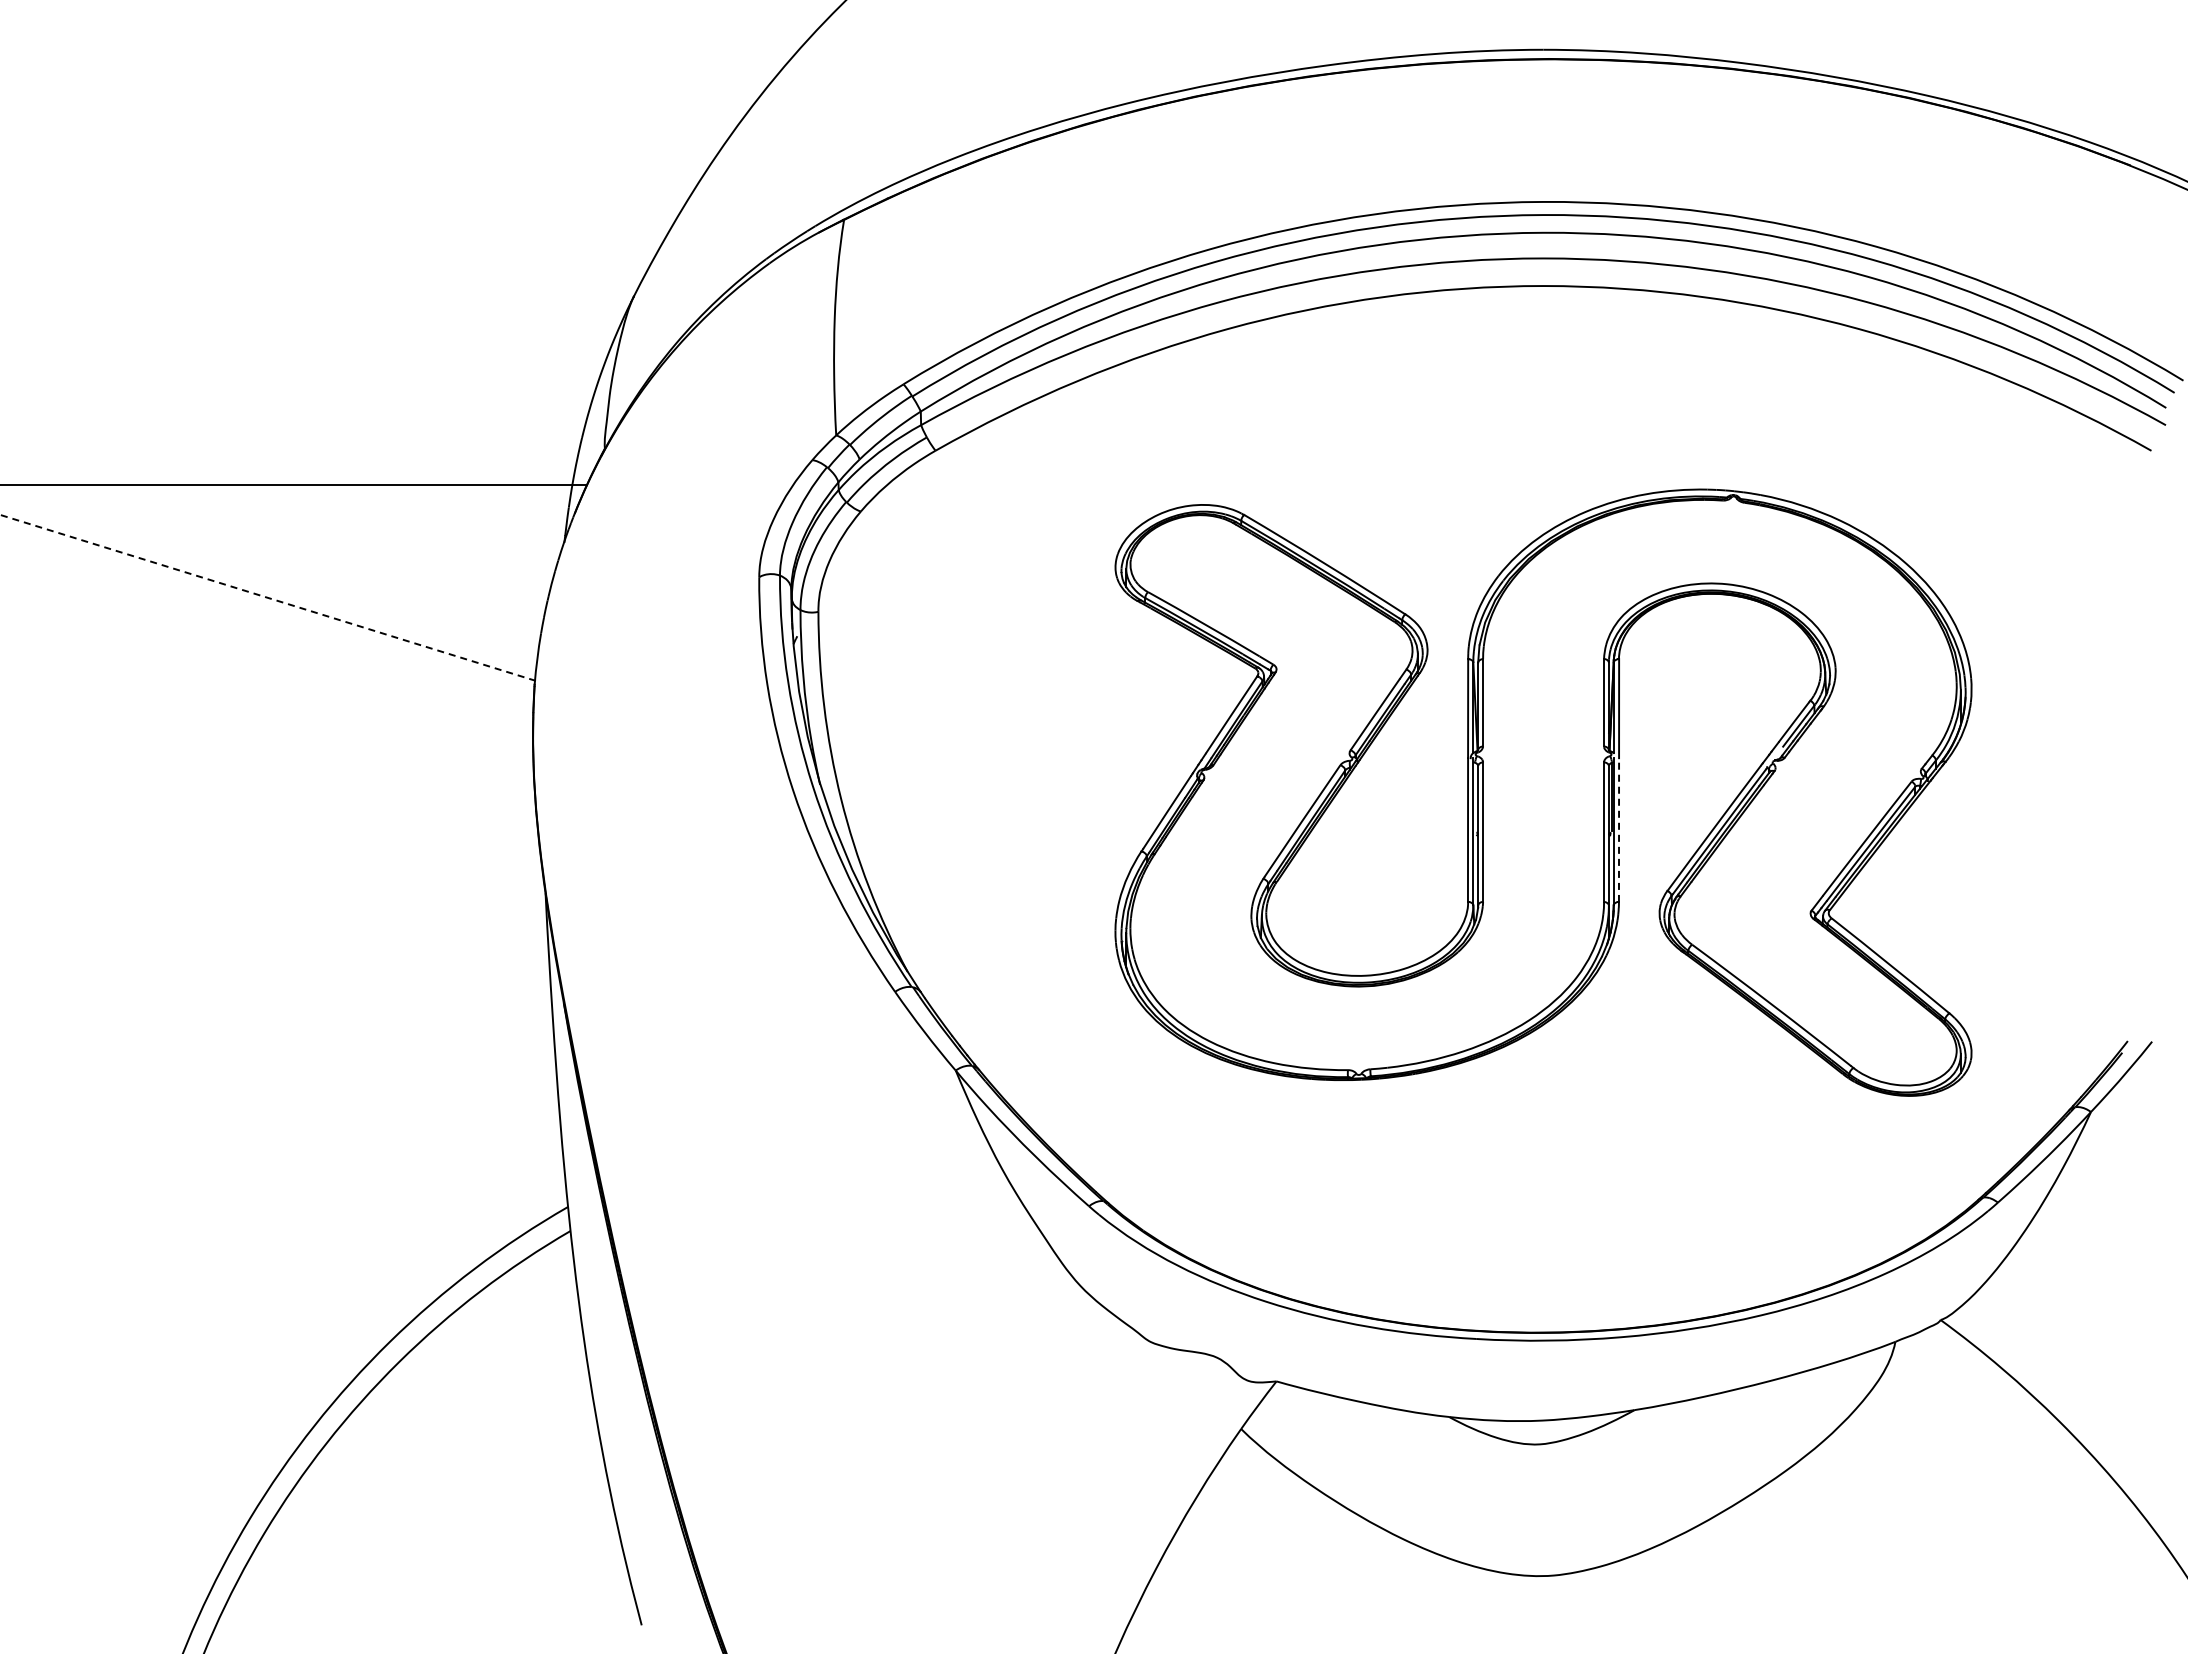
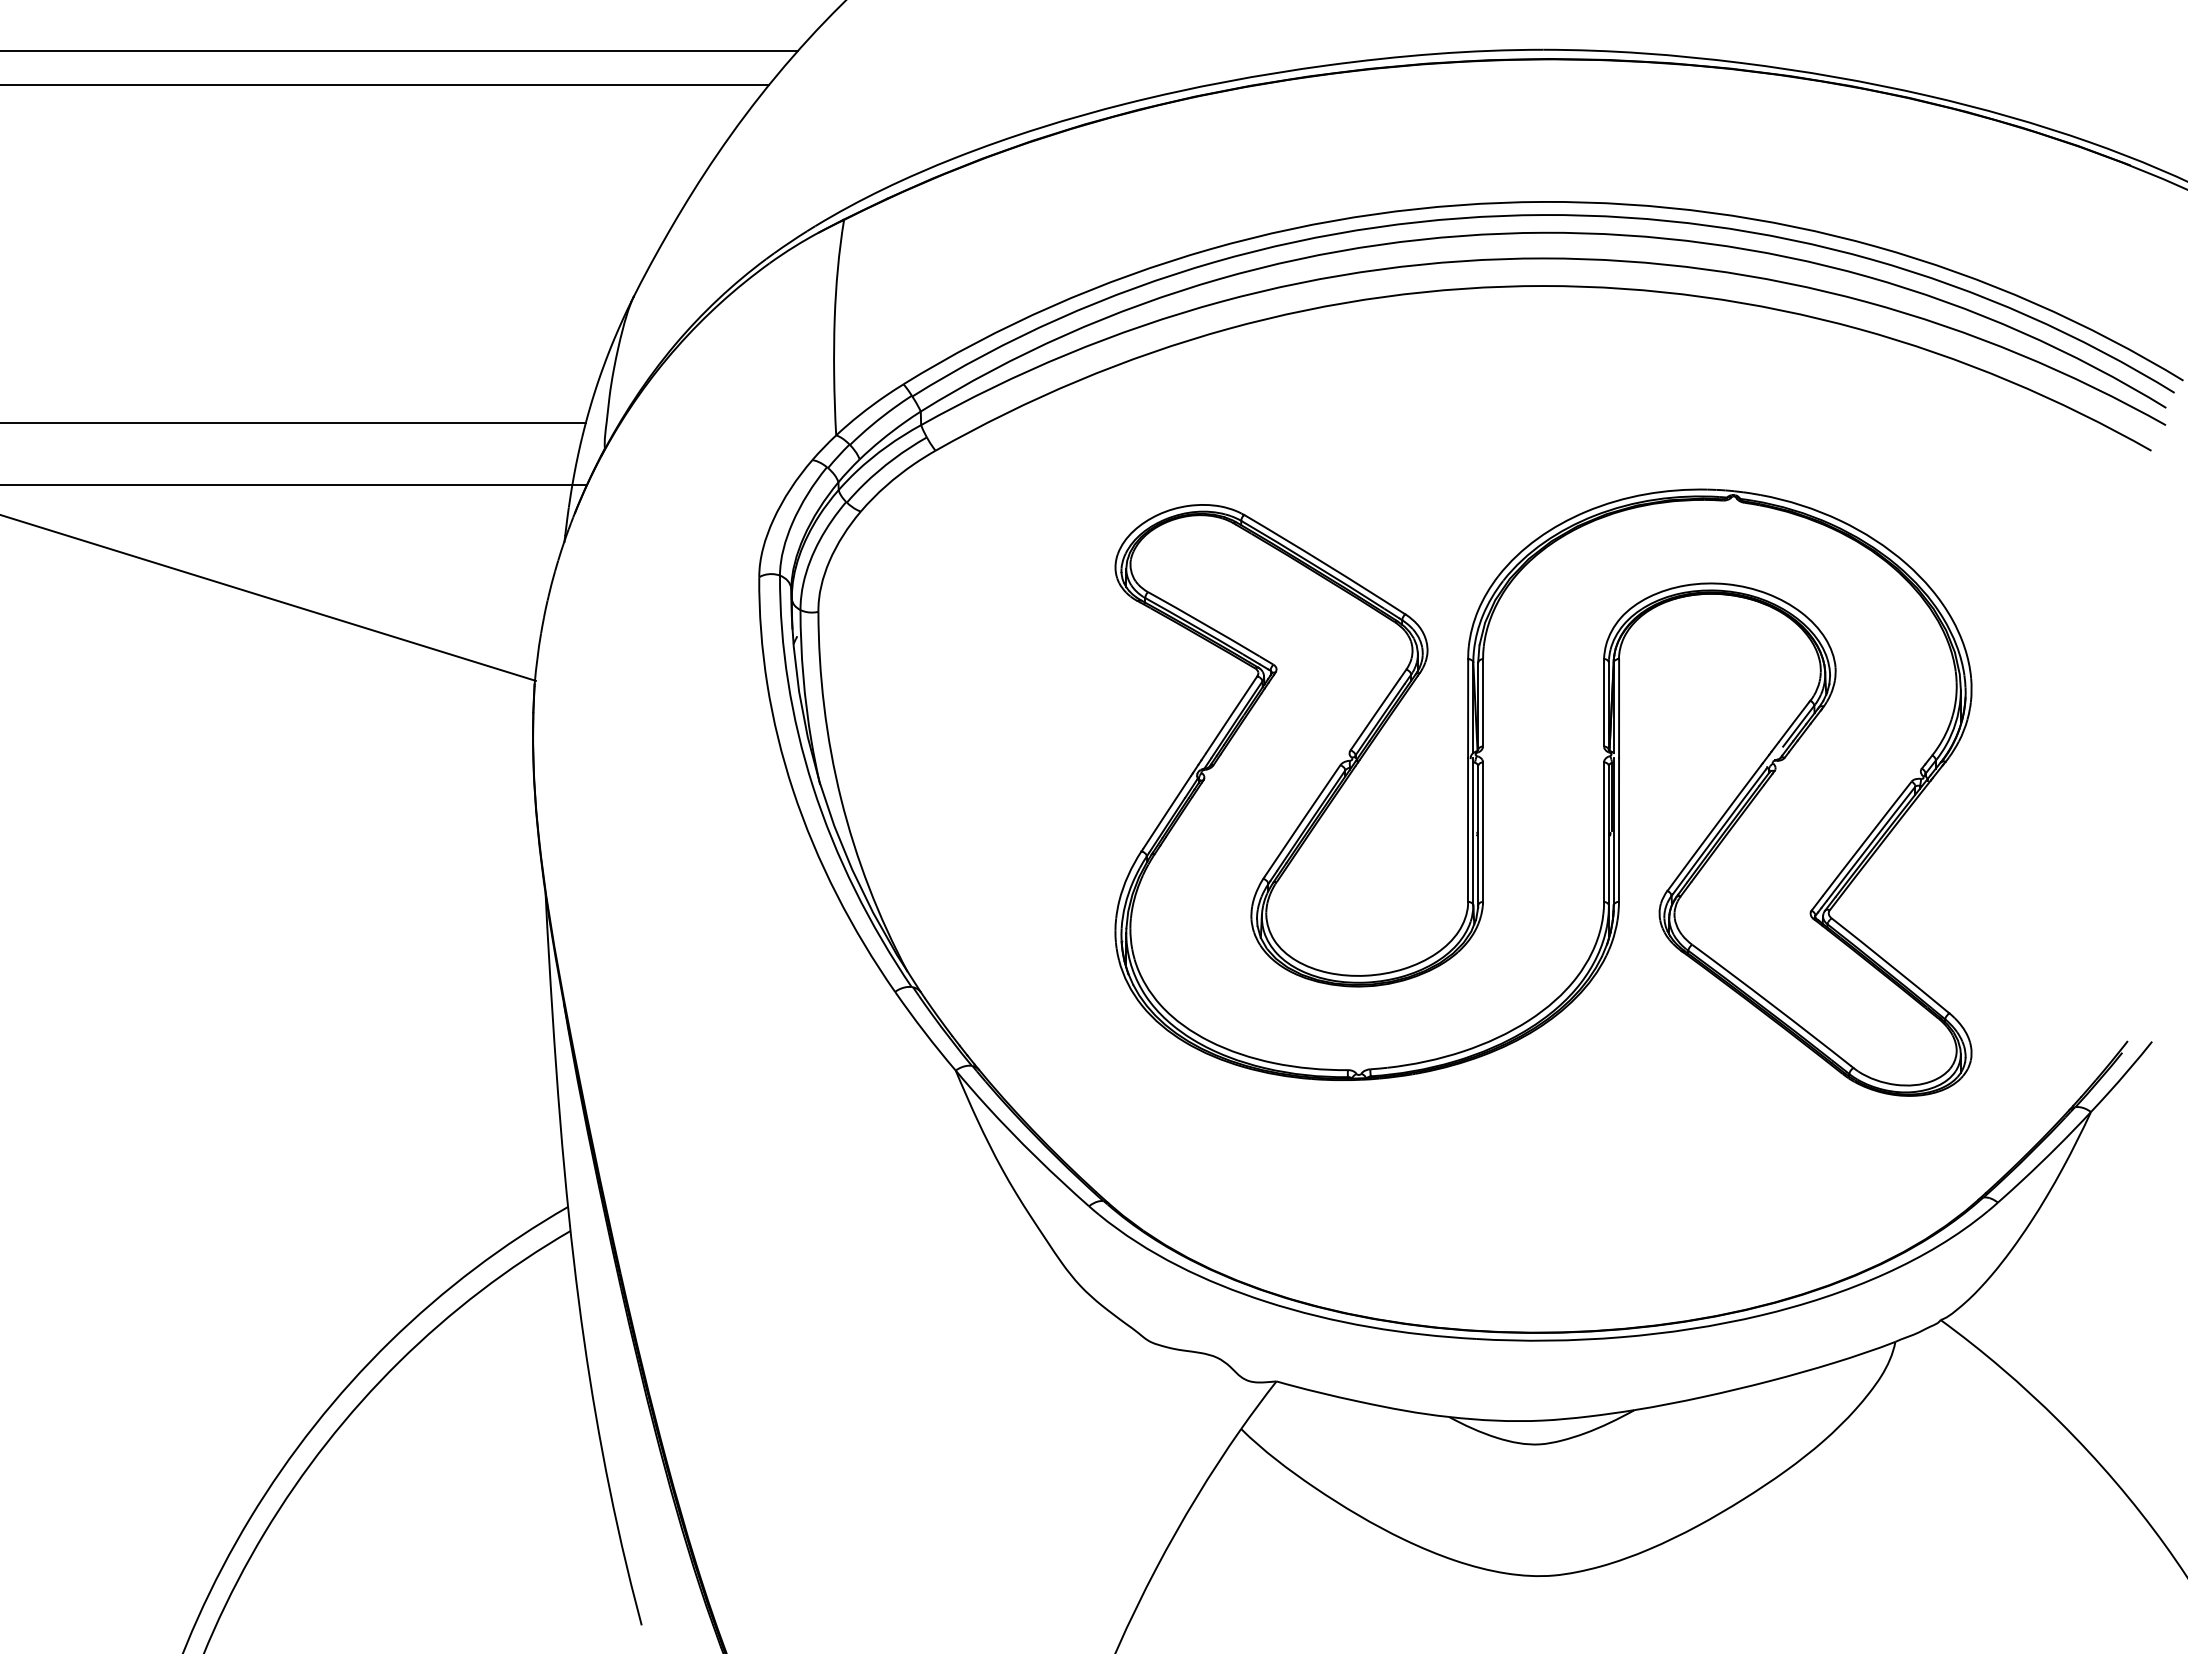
line: none -> present (400, 50)
line: none -> present (385, 85)
line: none -> present (293, 423)
line: dashed -> solid (267, 597)
line: dashed -> solid (1619, 830)
